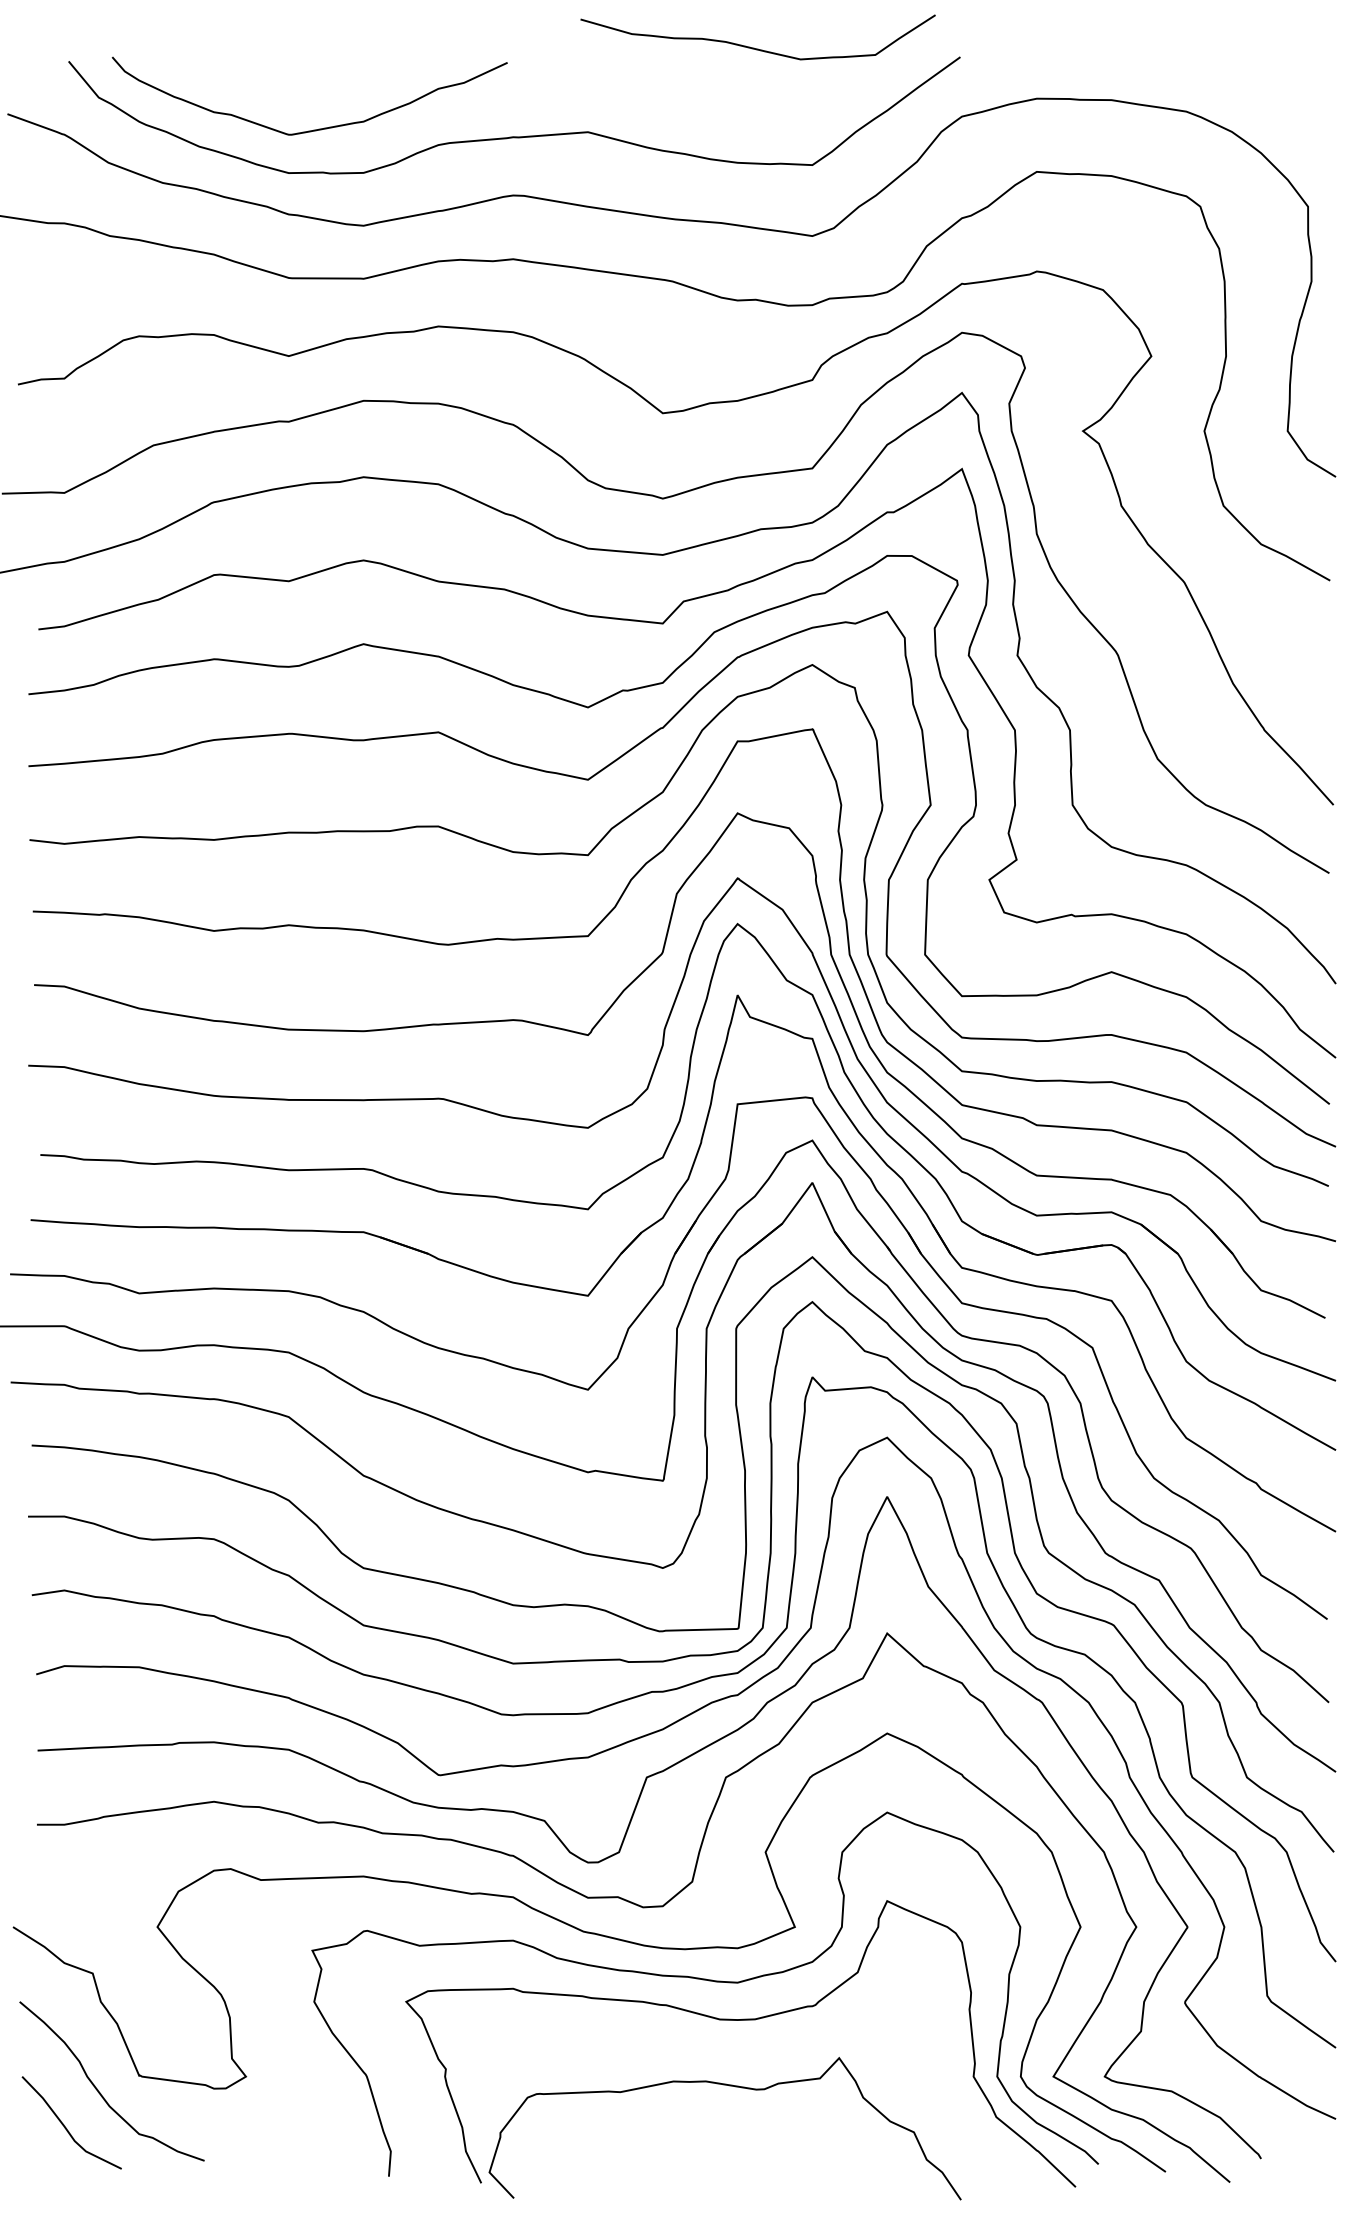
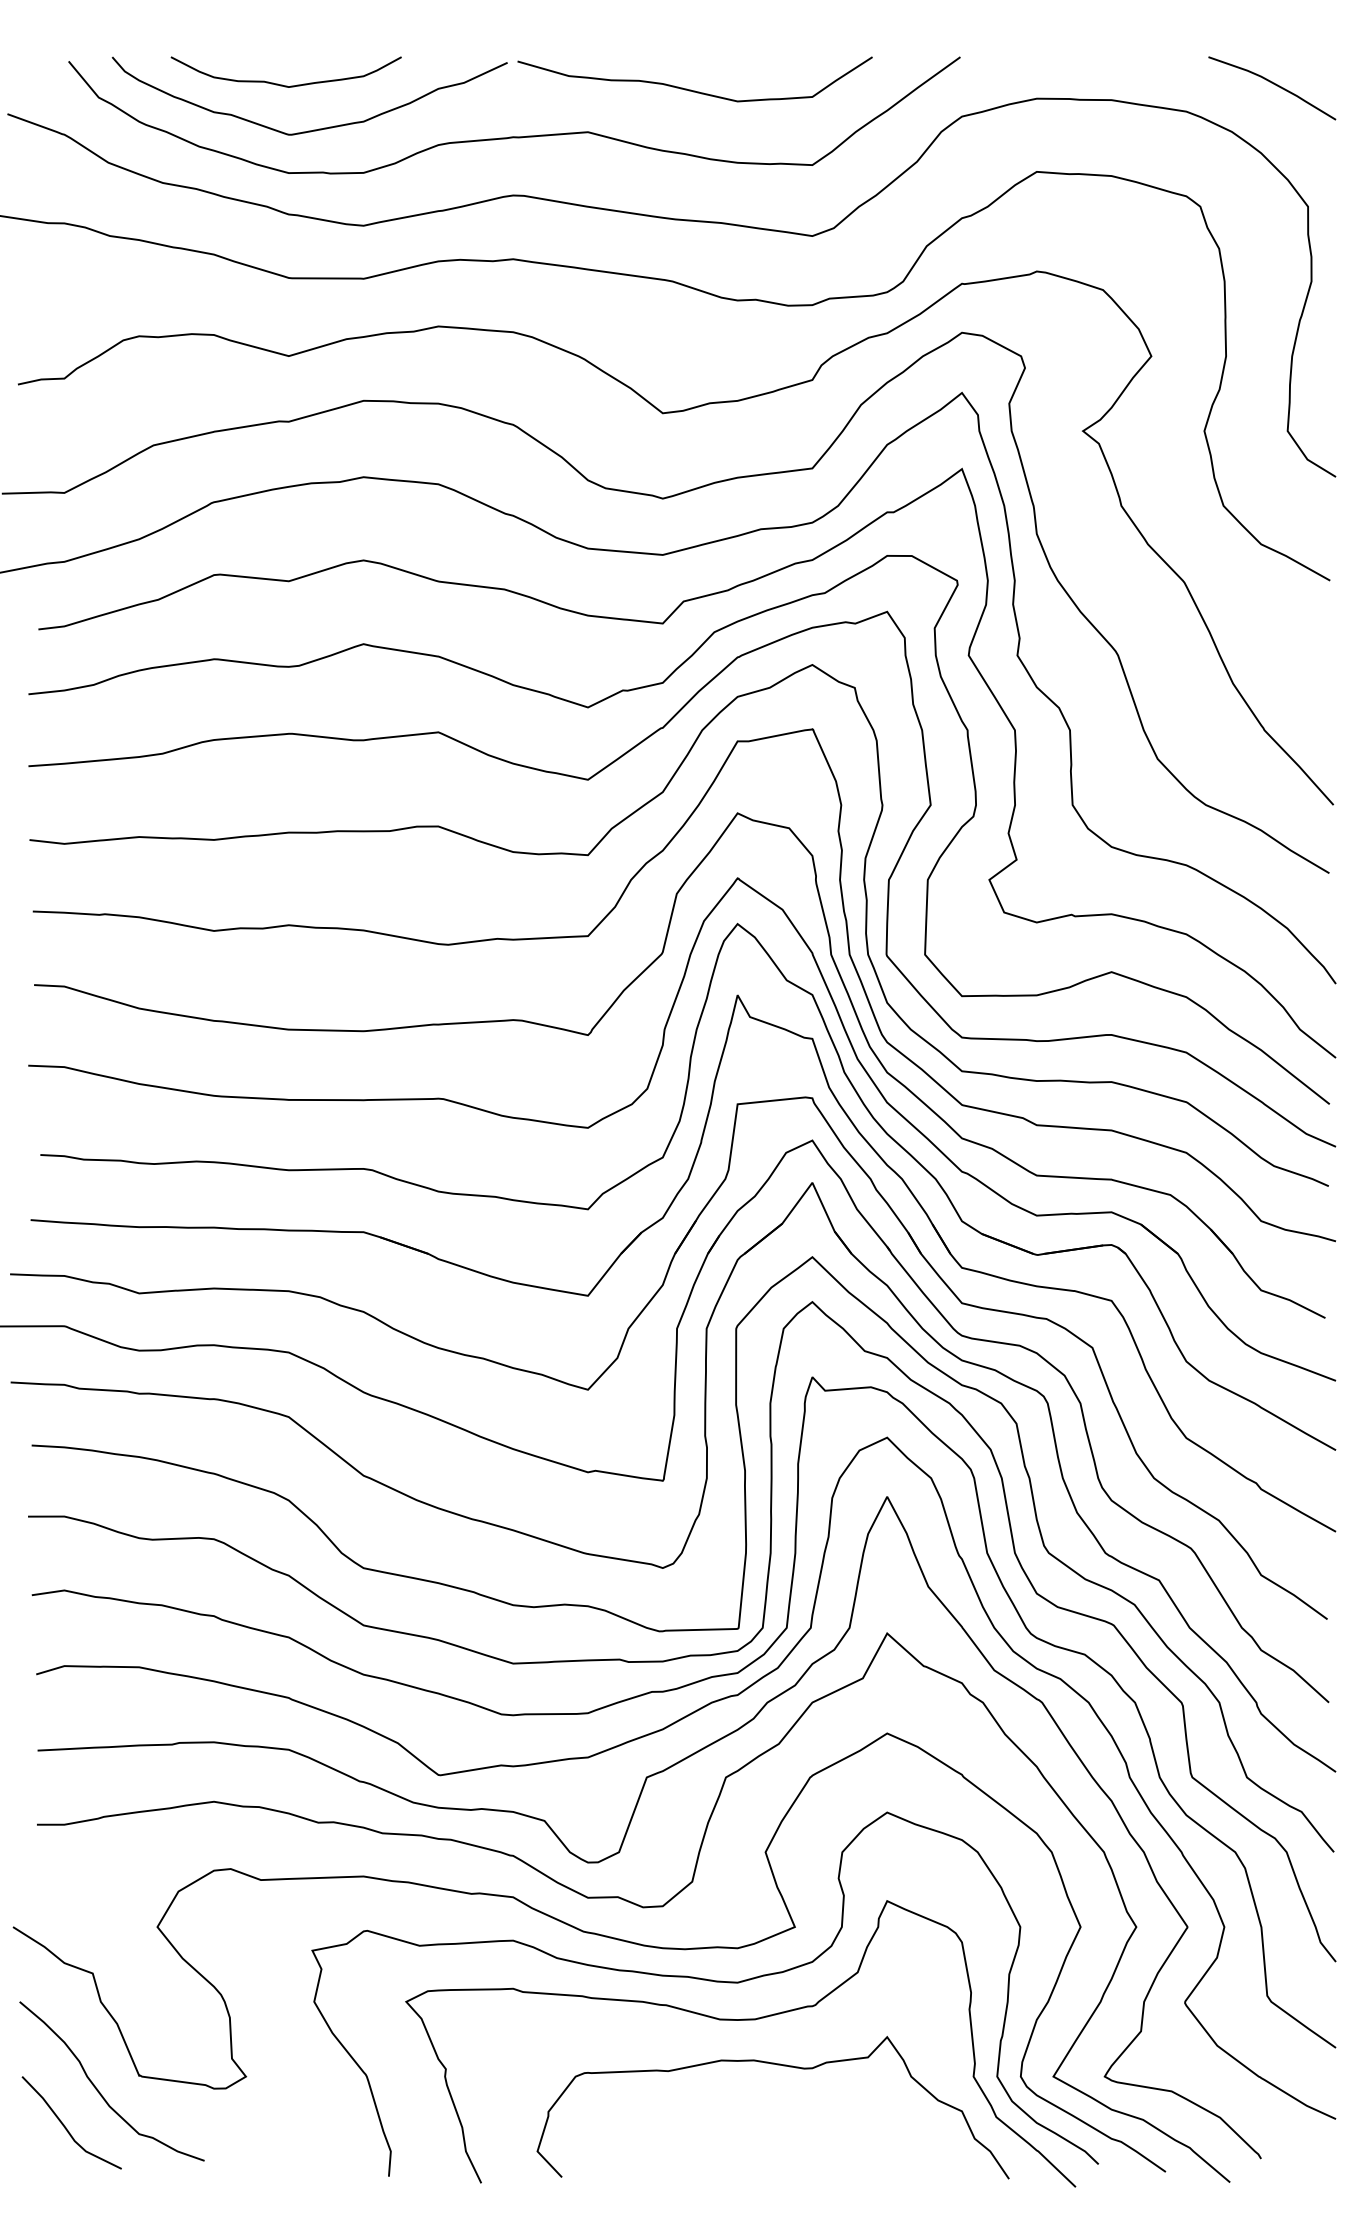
curve position: (754, 47) -> (691, 89) (691, 89)
curve: none -> present (282, 84)
curve: none -> present (1273, 84)
curve position: (729, 2086) -> (777, 2065) (777, 2065)
